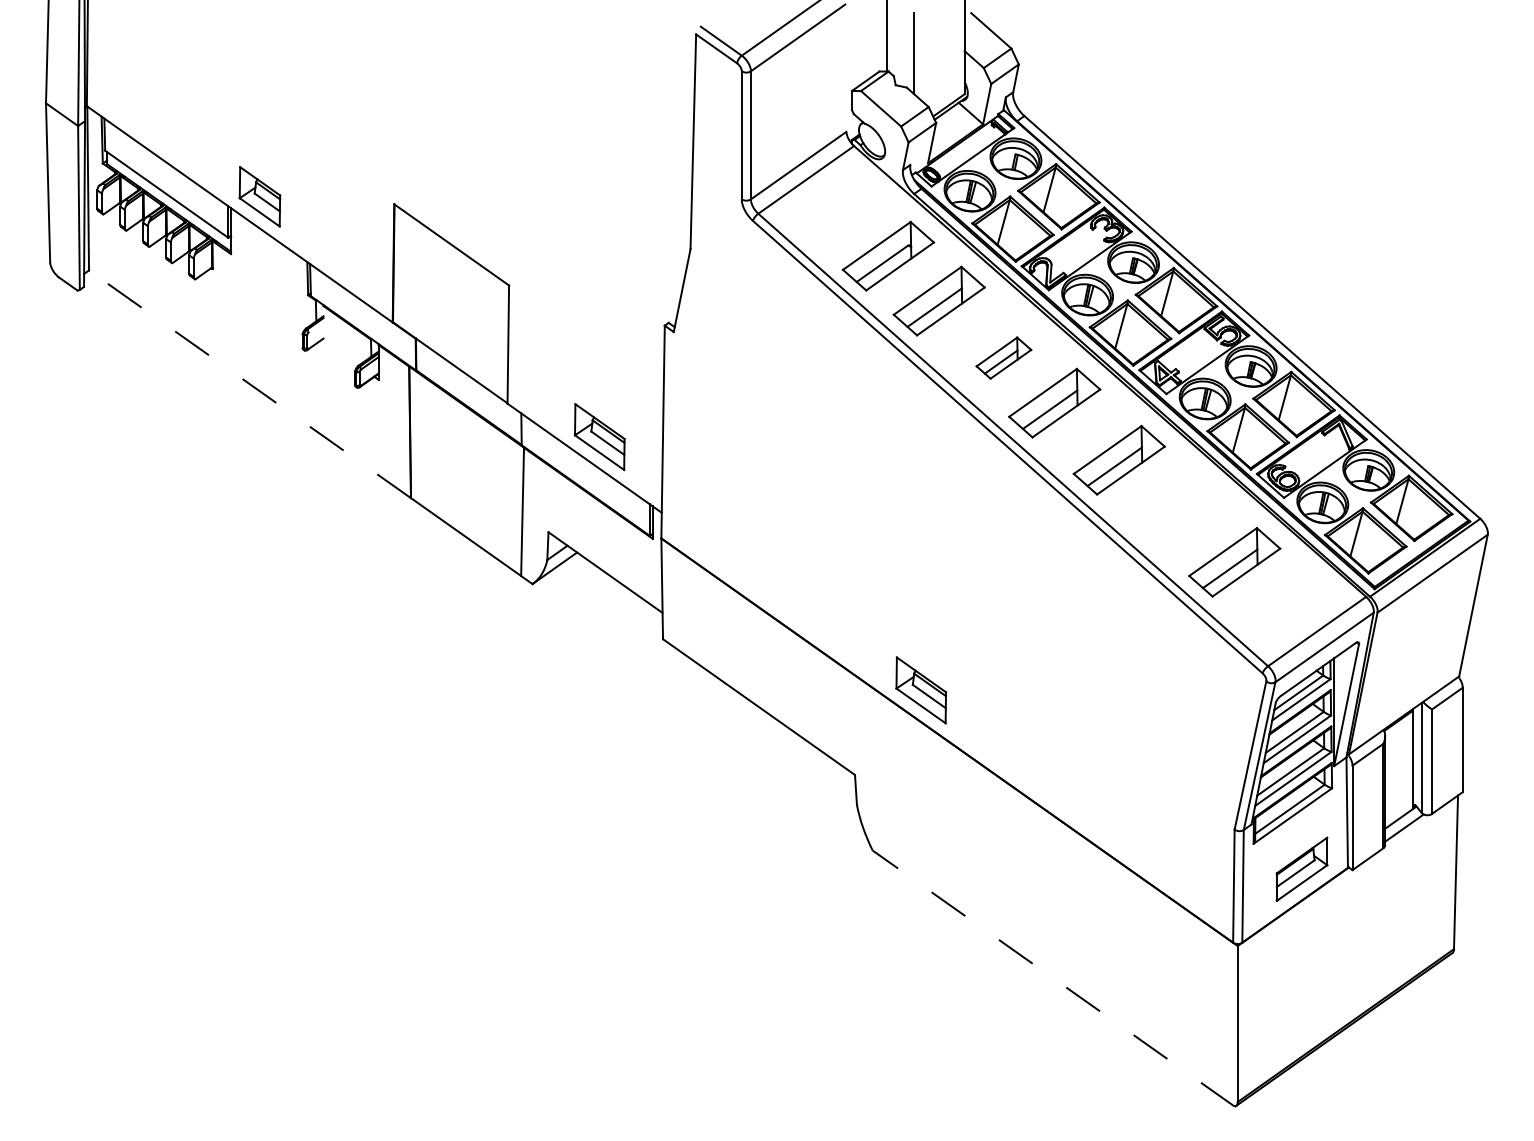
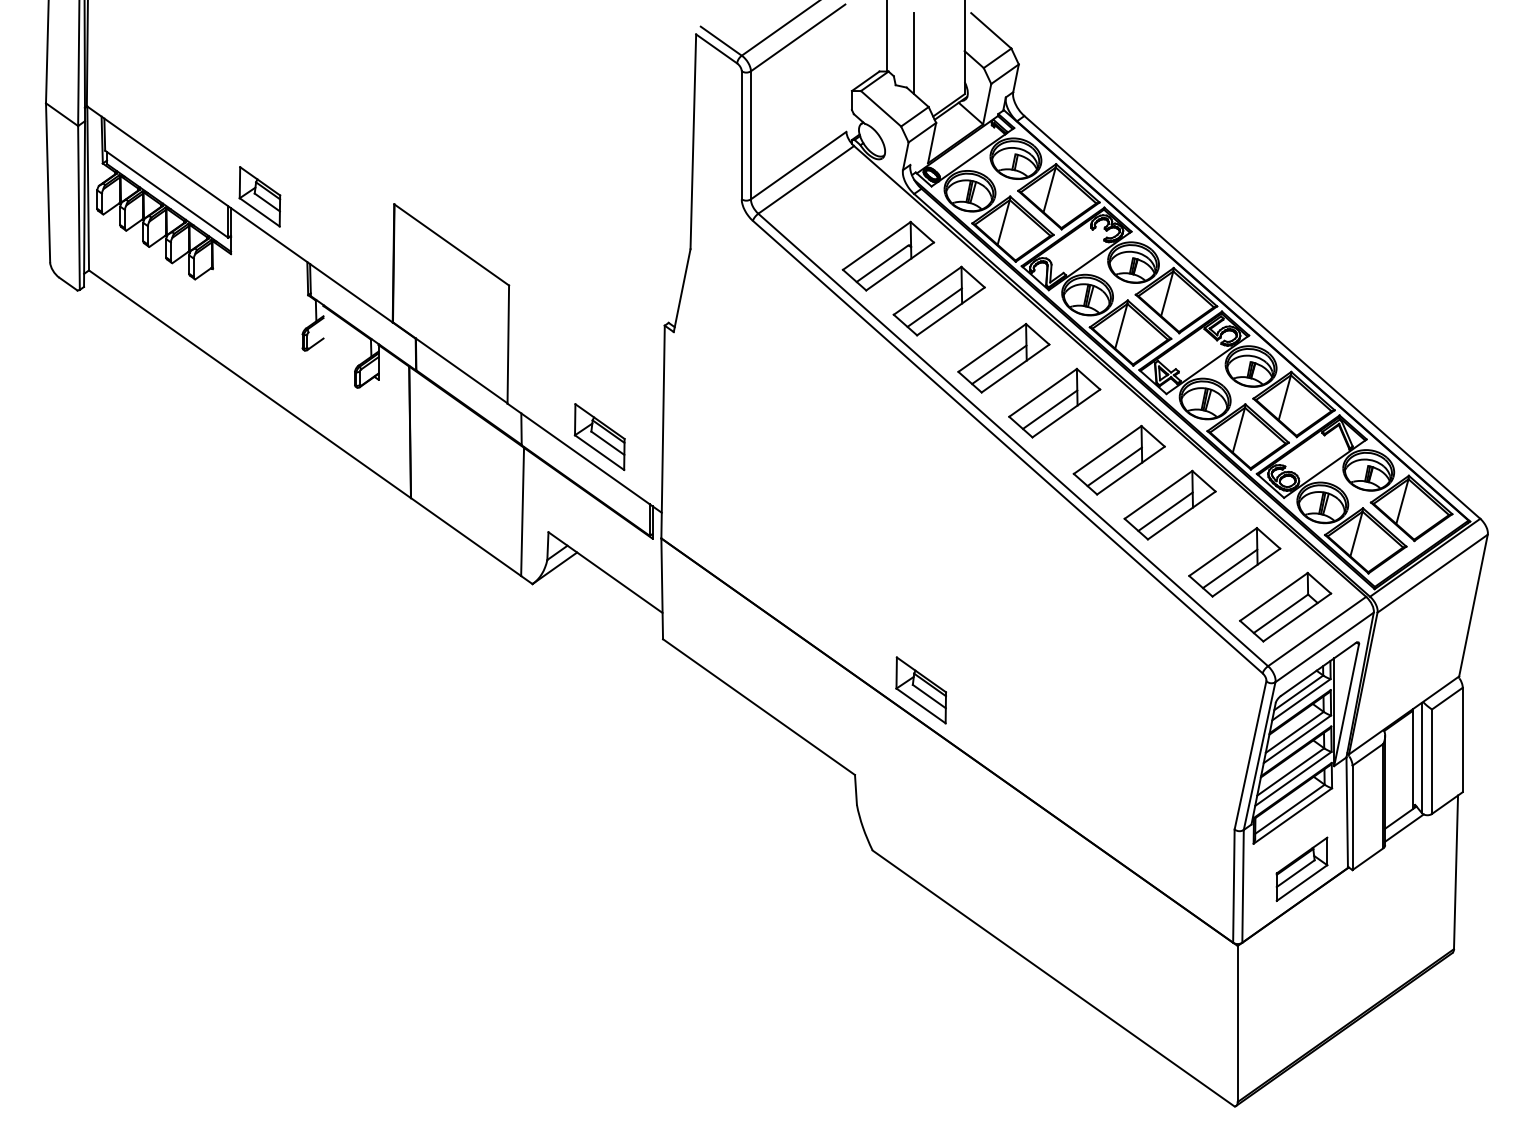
part size: 58x44 px -> 94x72 px (1003, 357)
line: dashed -> solid (249, 384)
part: none -> present (1169, 504)
part: none -> present (1285, 606)
line: dashed -> solid (1053, 978)
